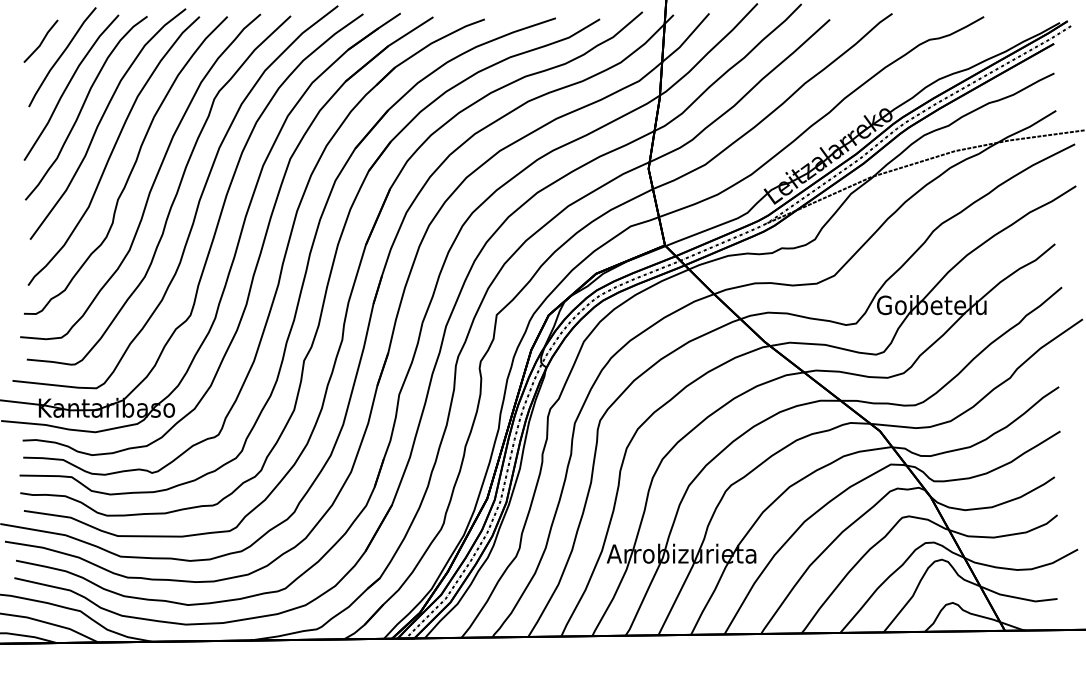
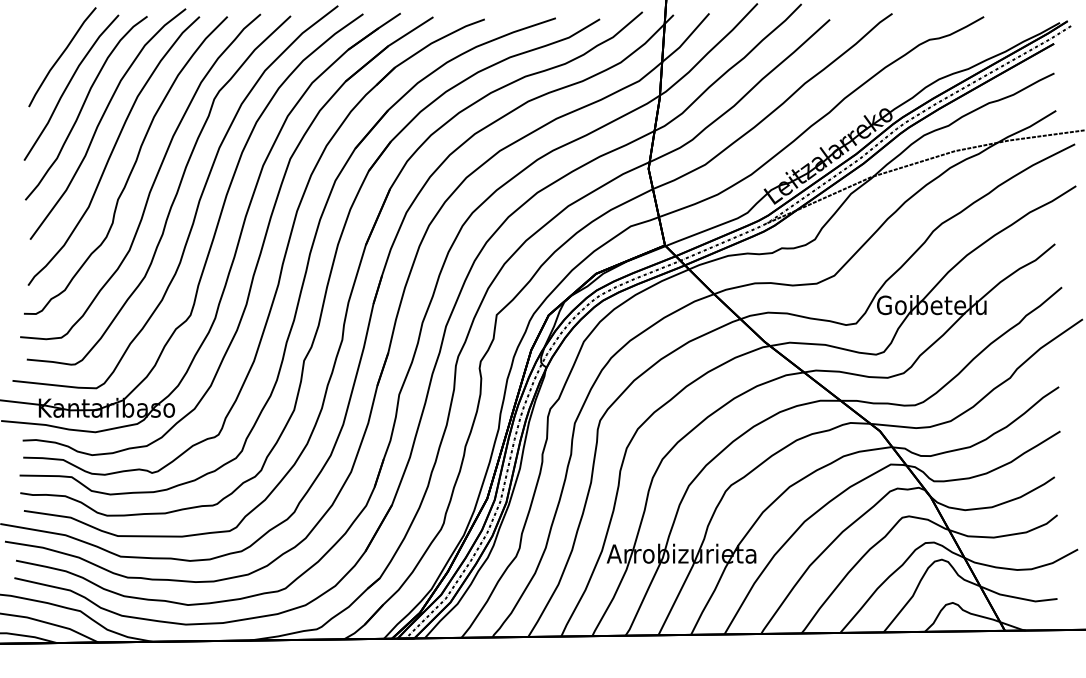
line: present -> none (41, 40)
